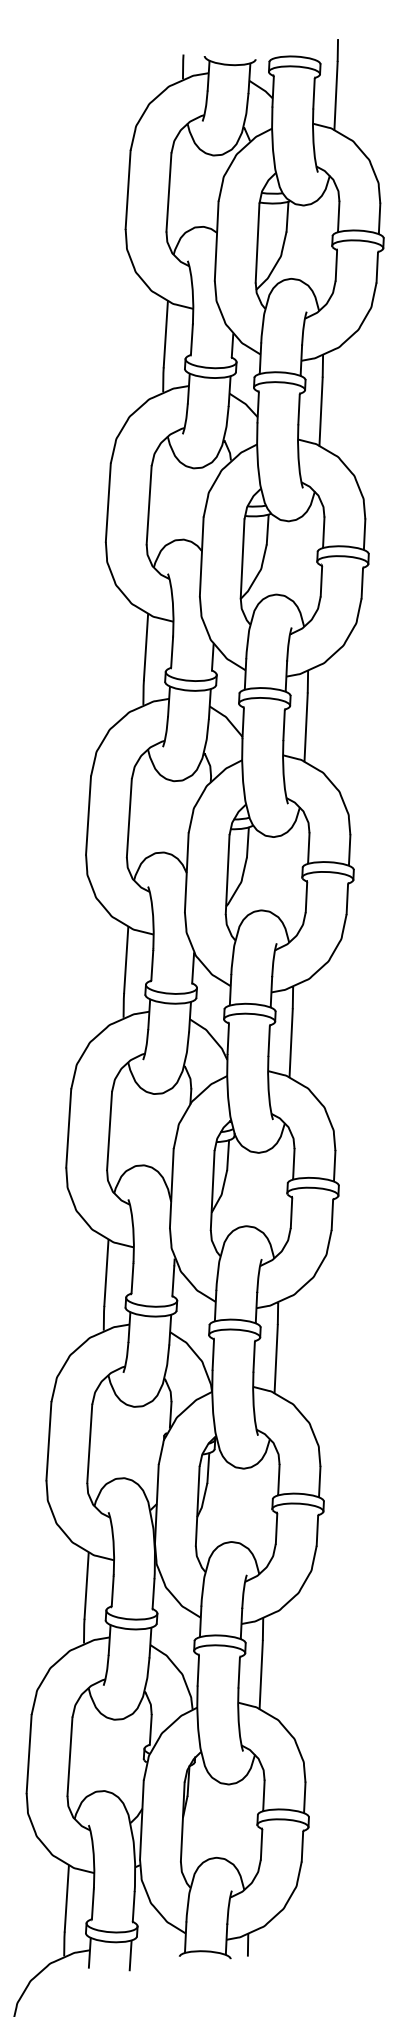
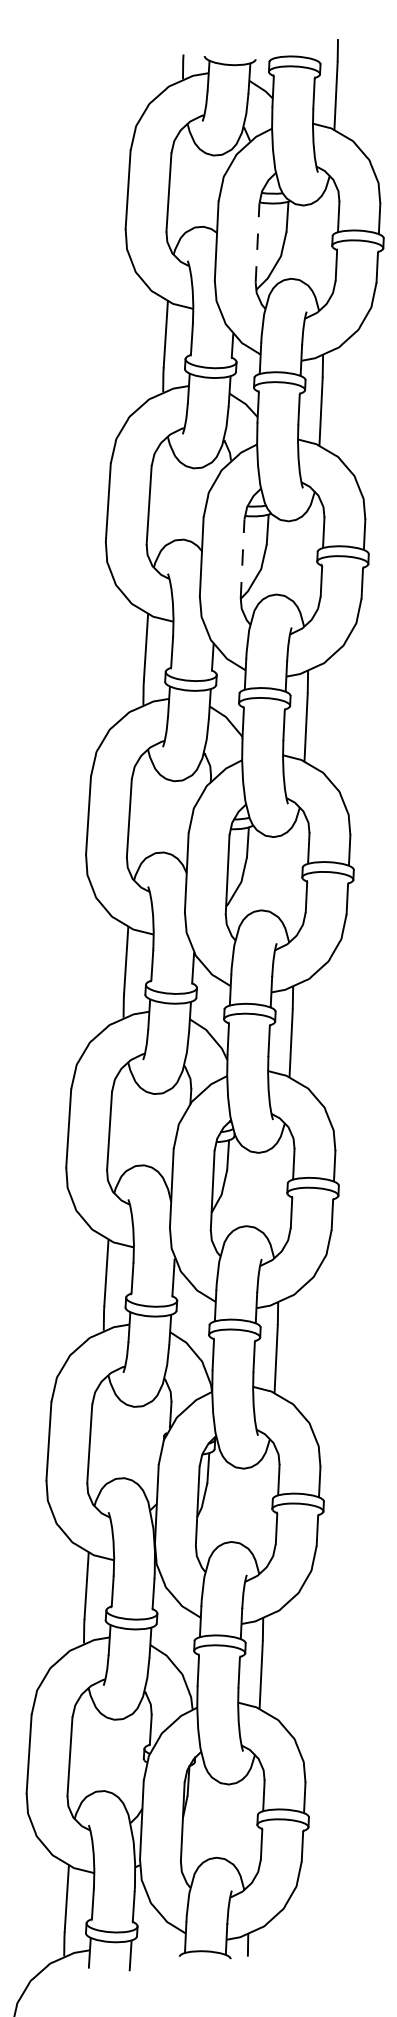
line: solid -> dashed (257, 243)
line: solid -> dashed (242, 558)
